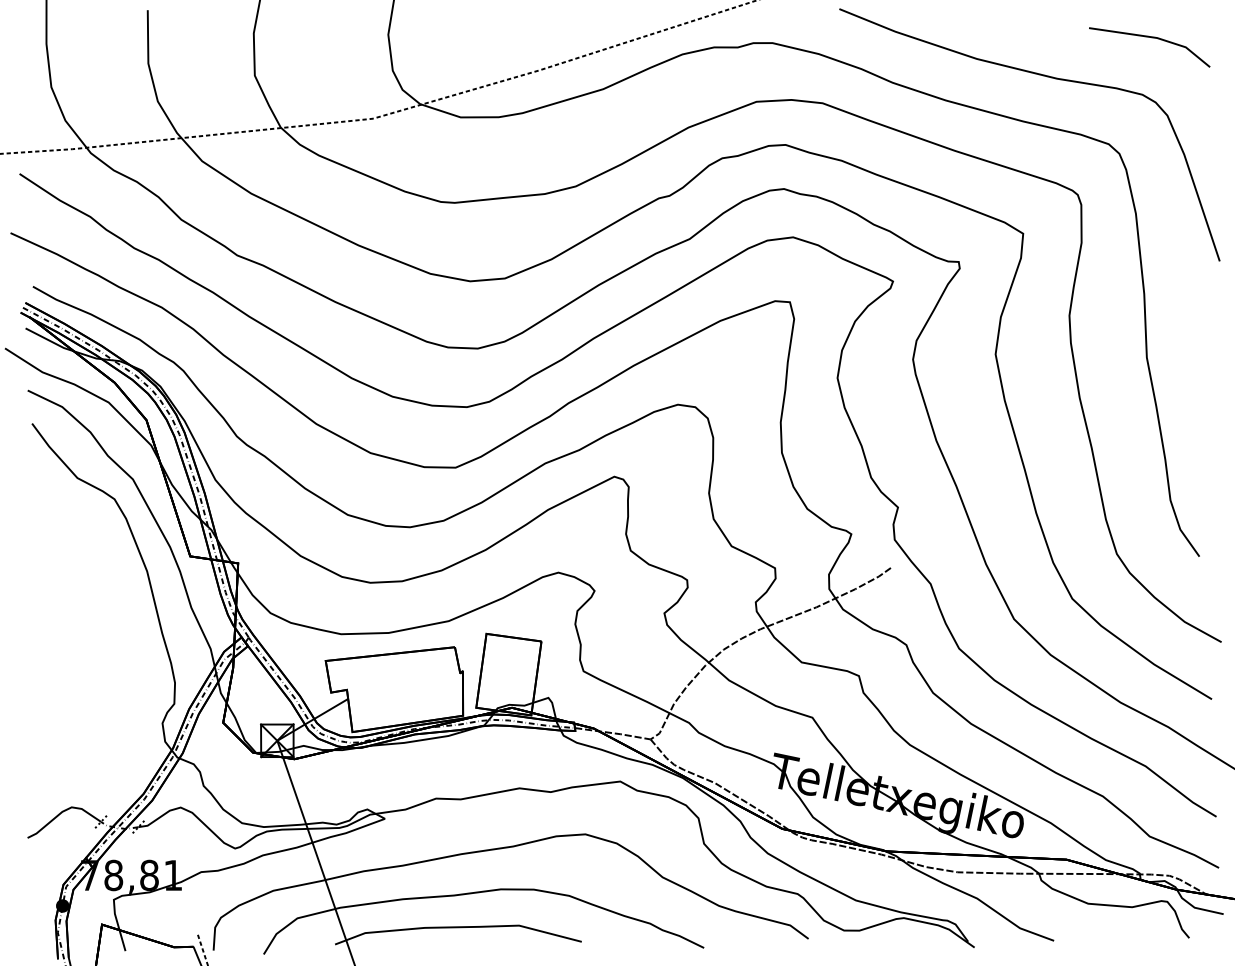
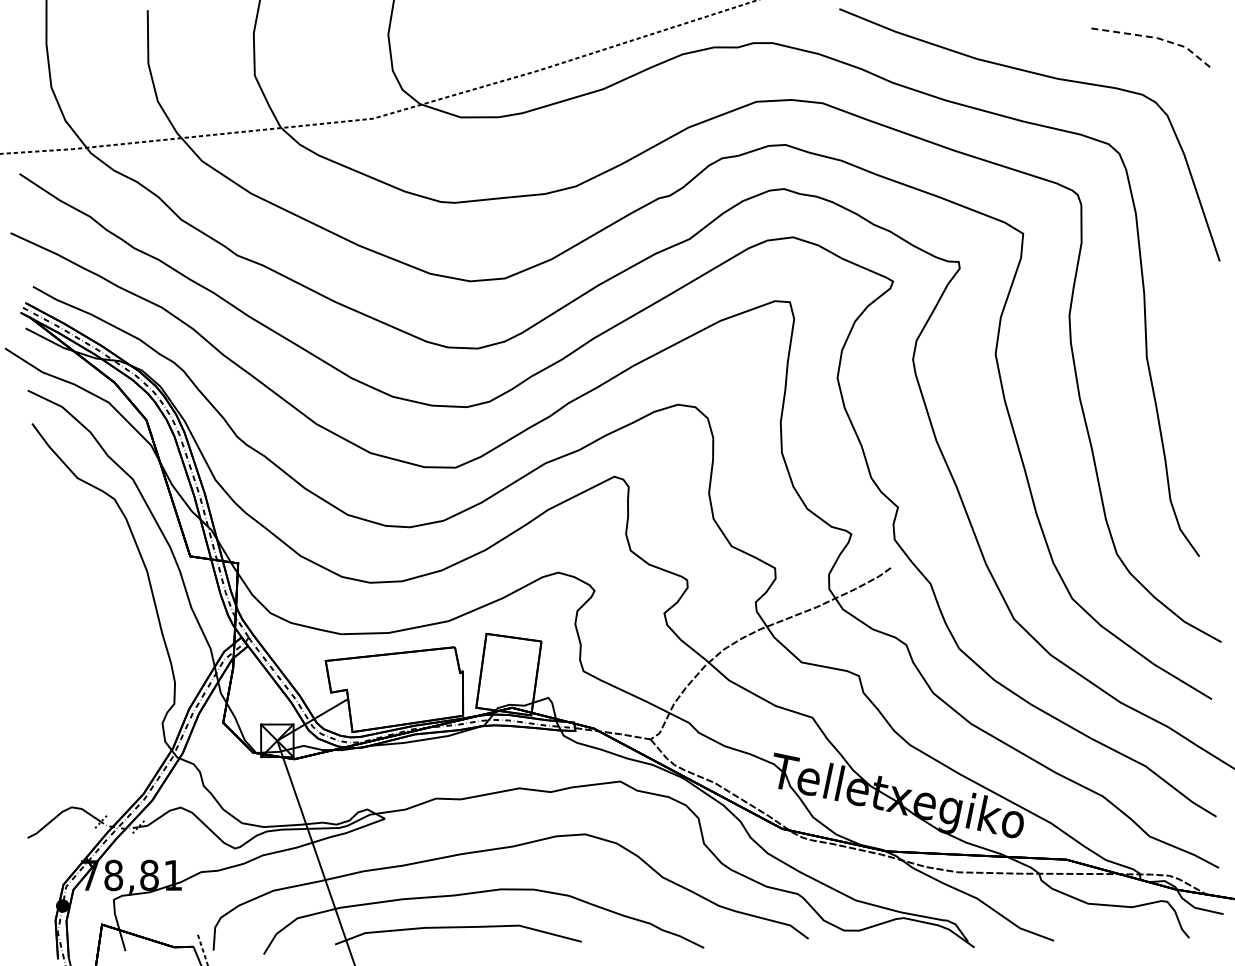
line: solid -> dashed (1155, 37)
